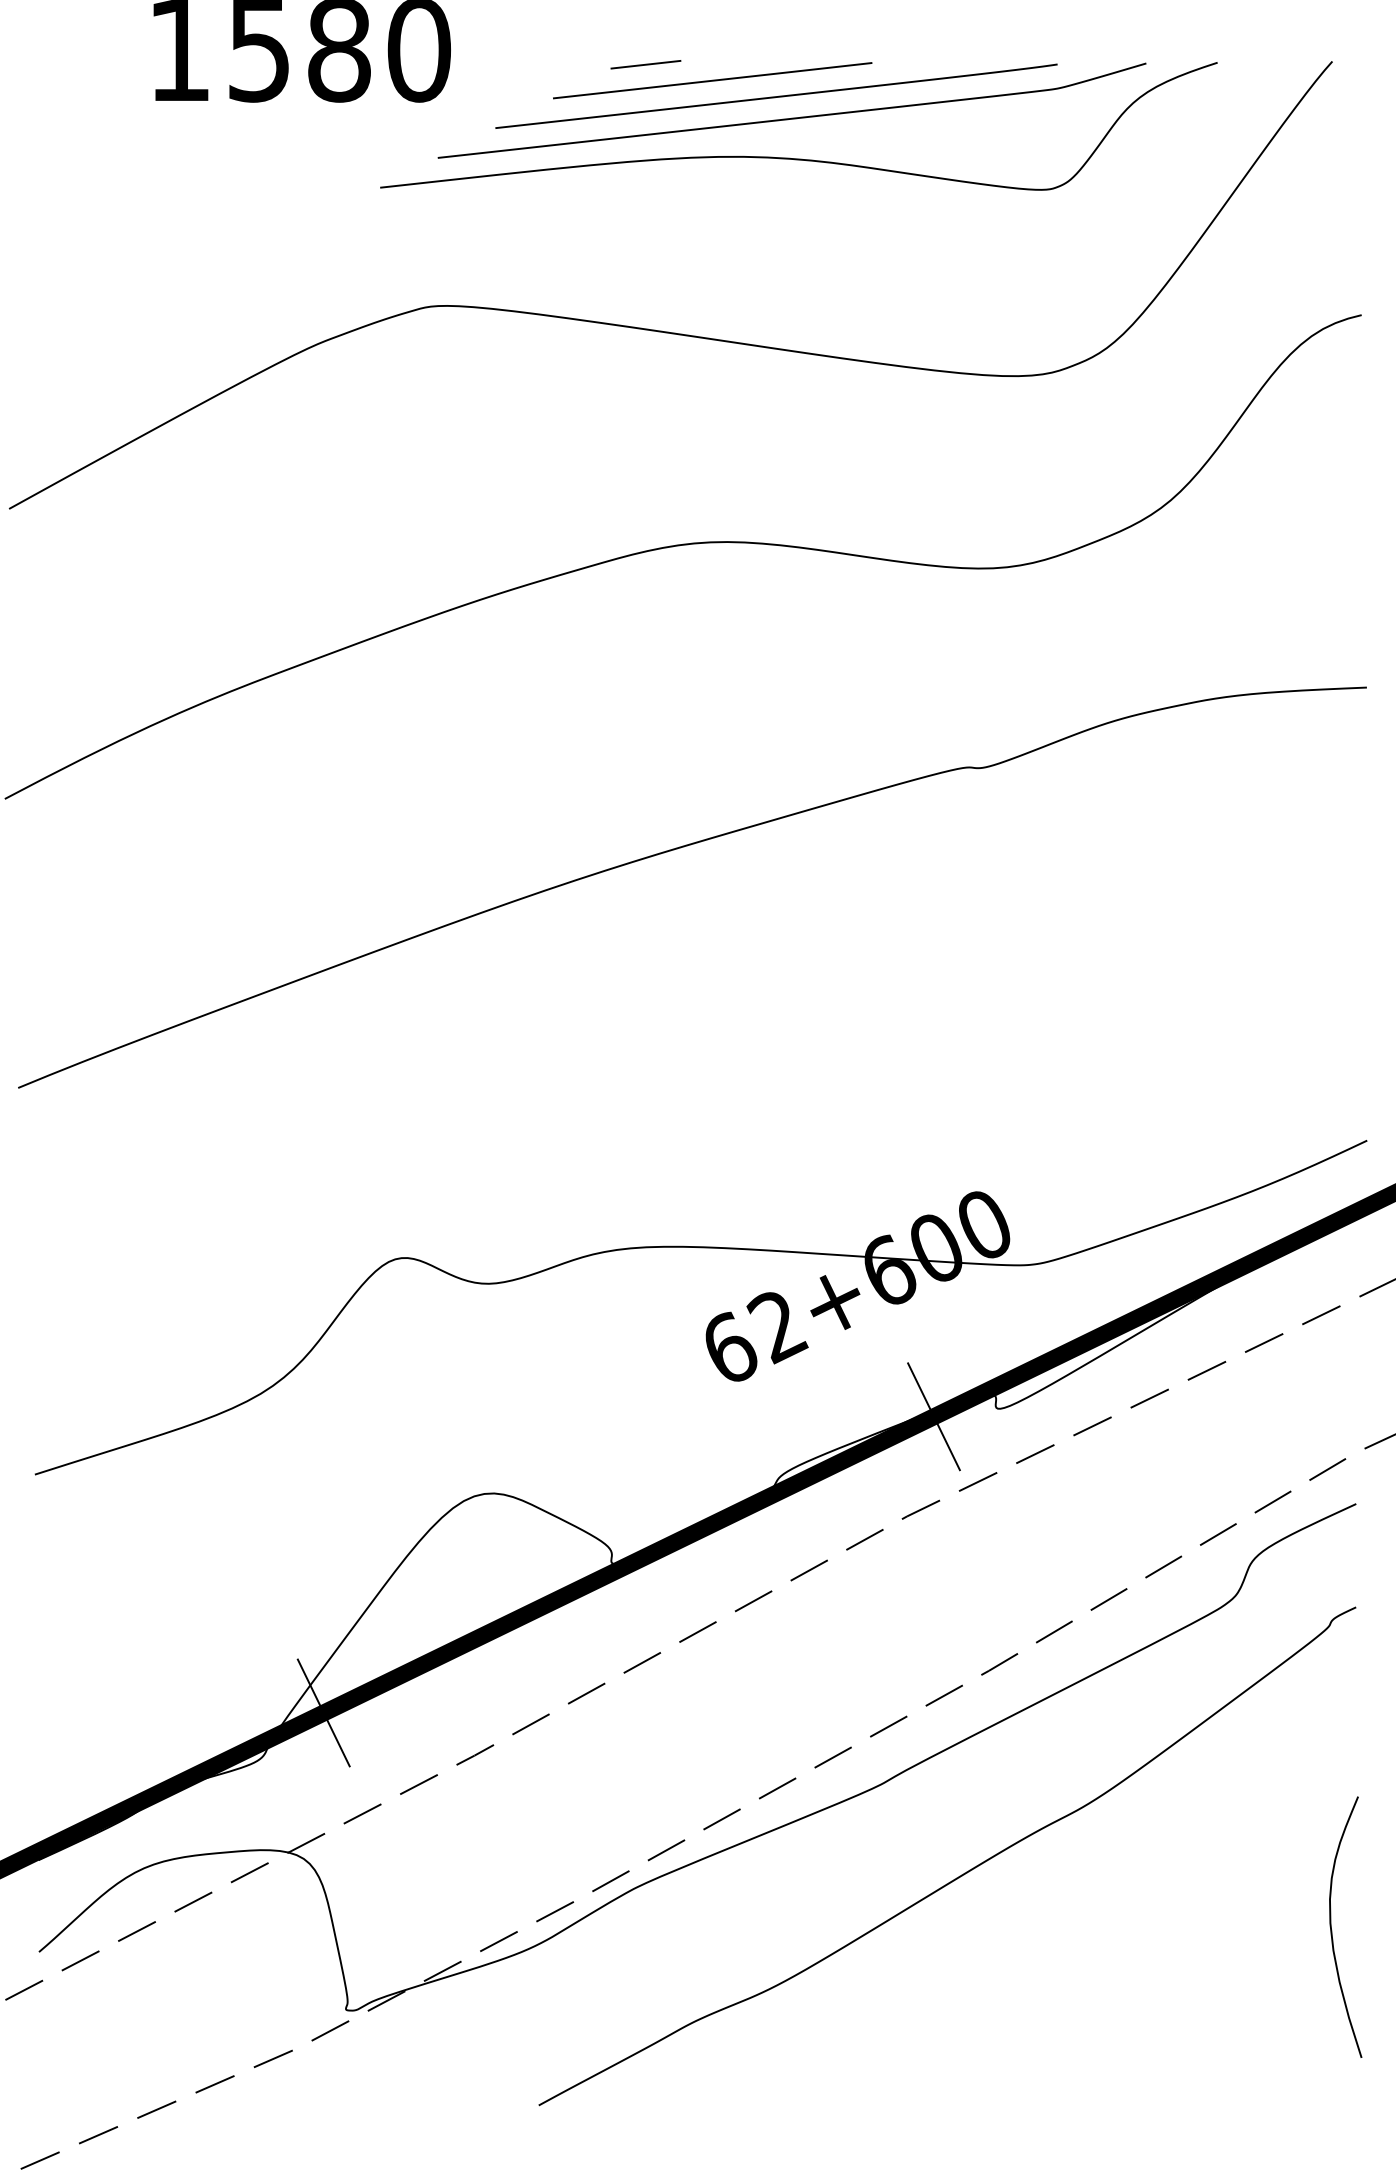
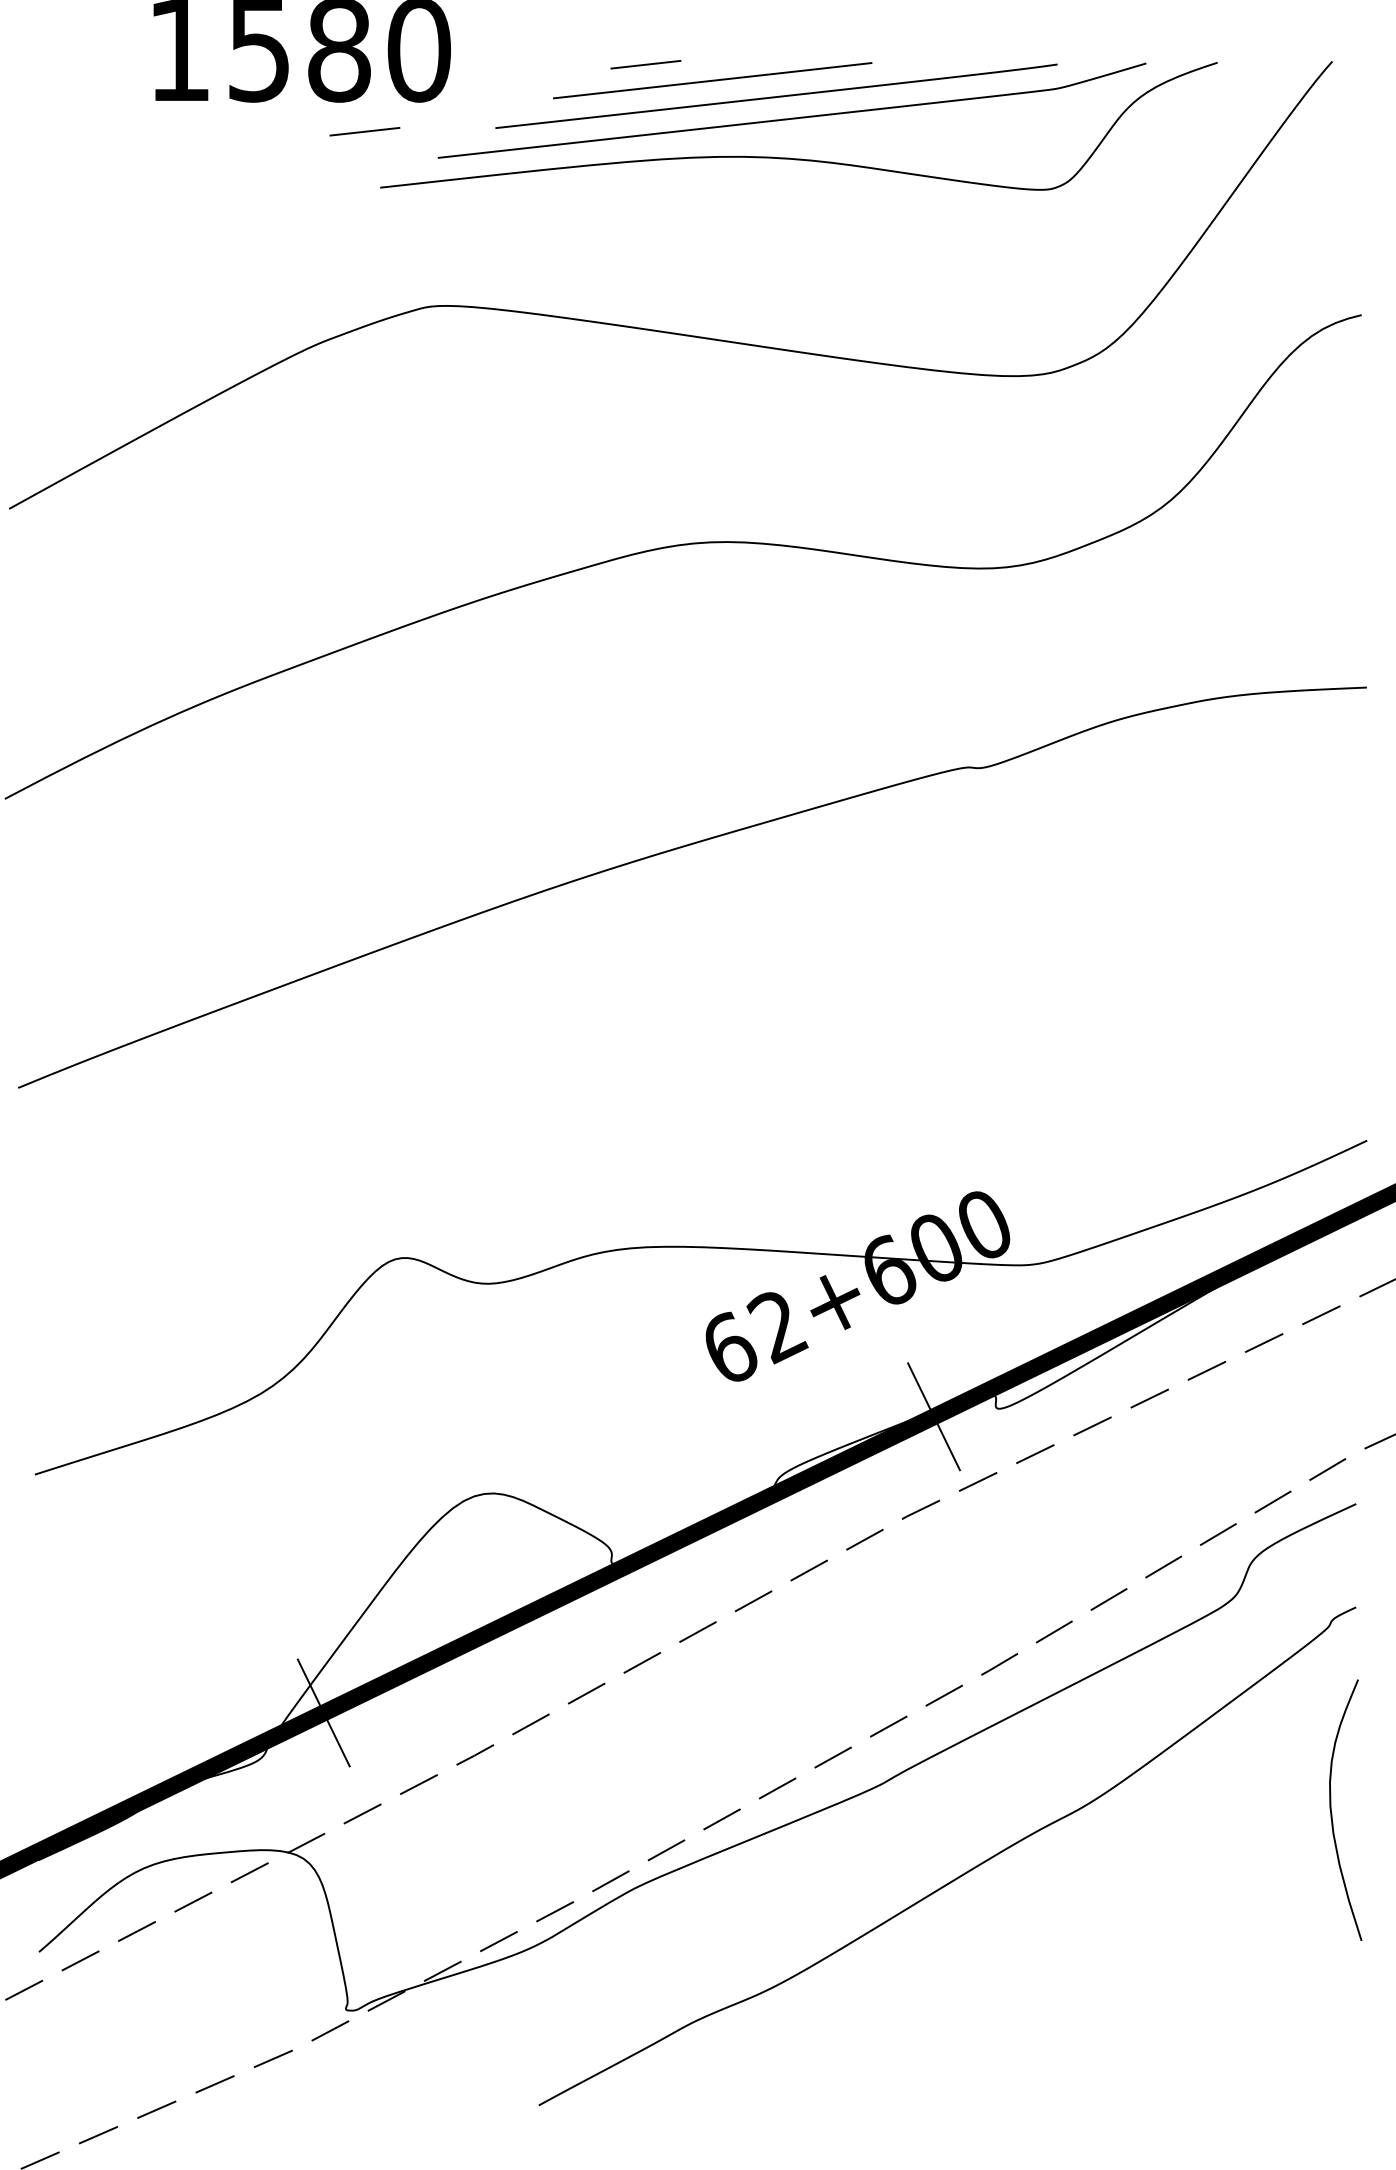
line: none -> present (364, 131)
curve position: (1332, 1930) -> (1332, 1813) (1332, 1813)
